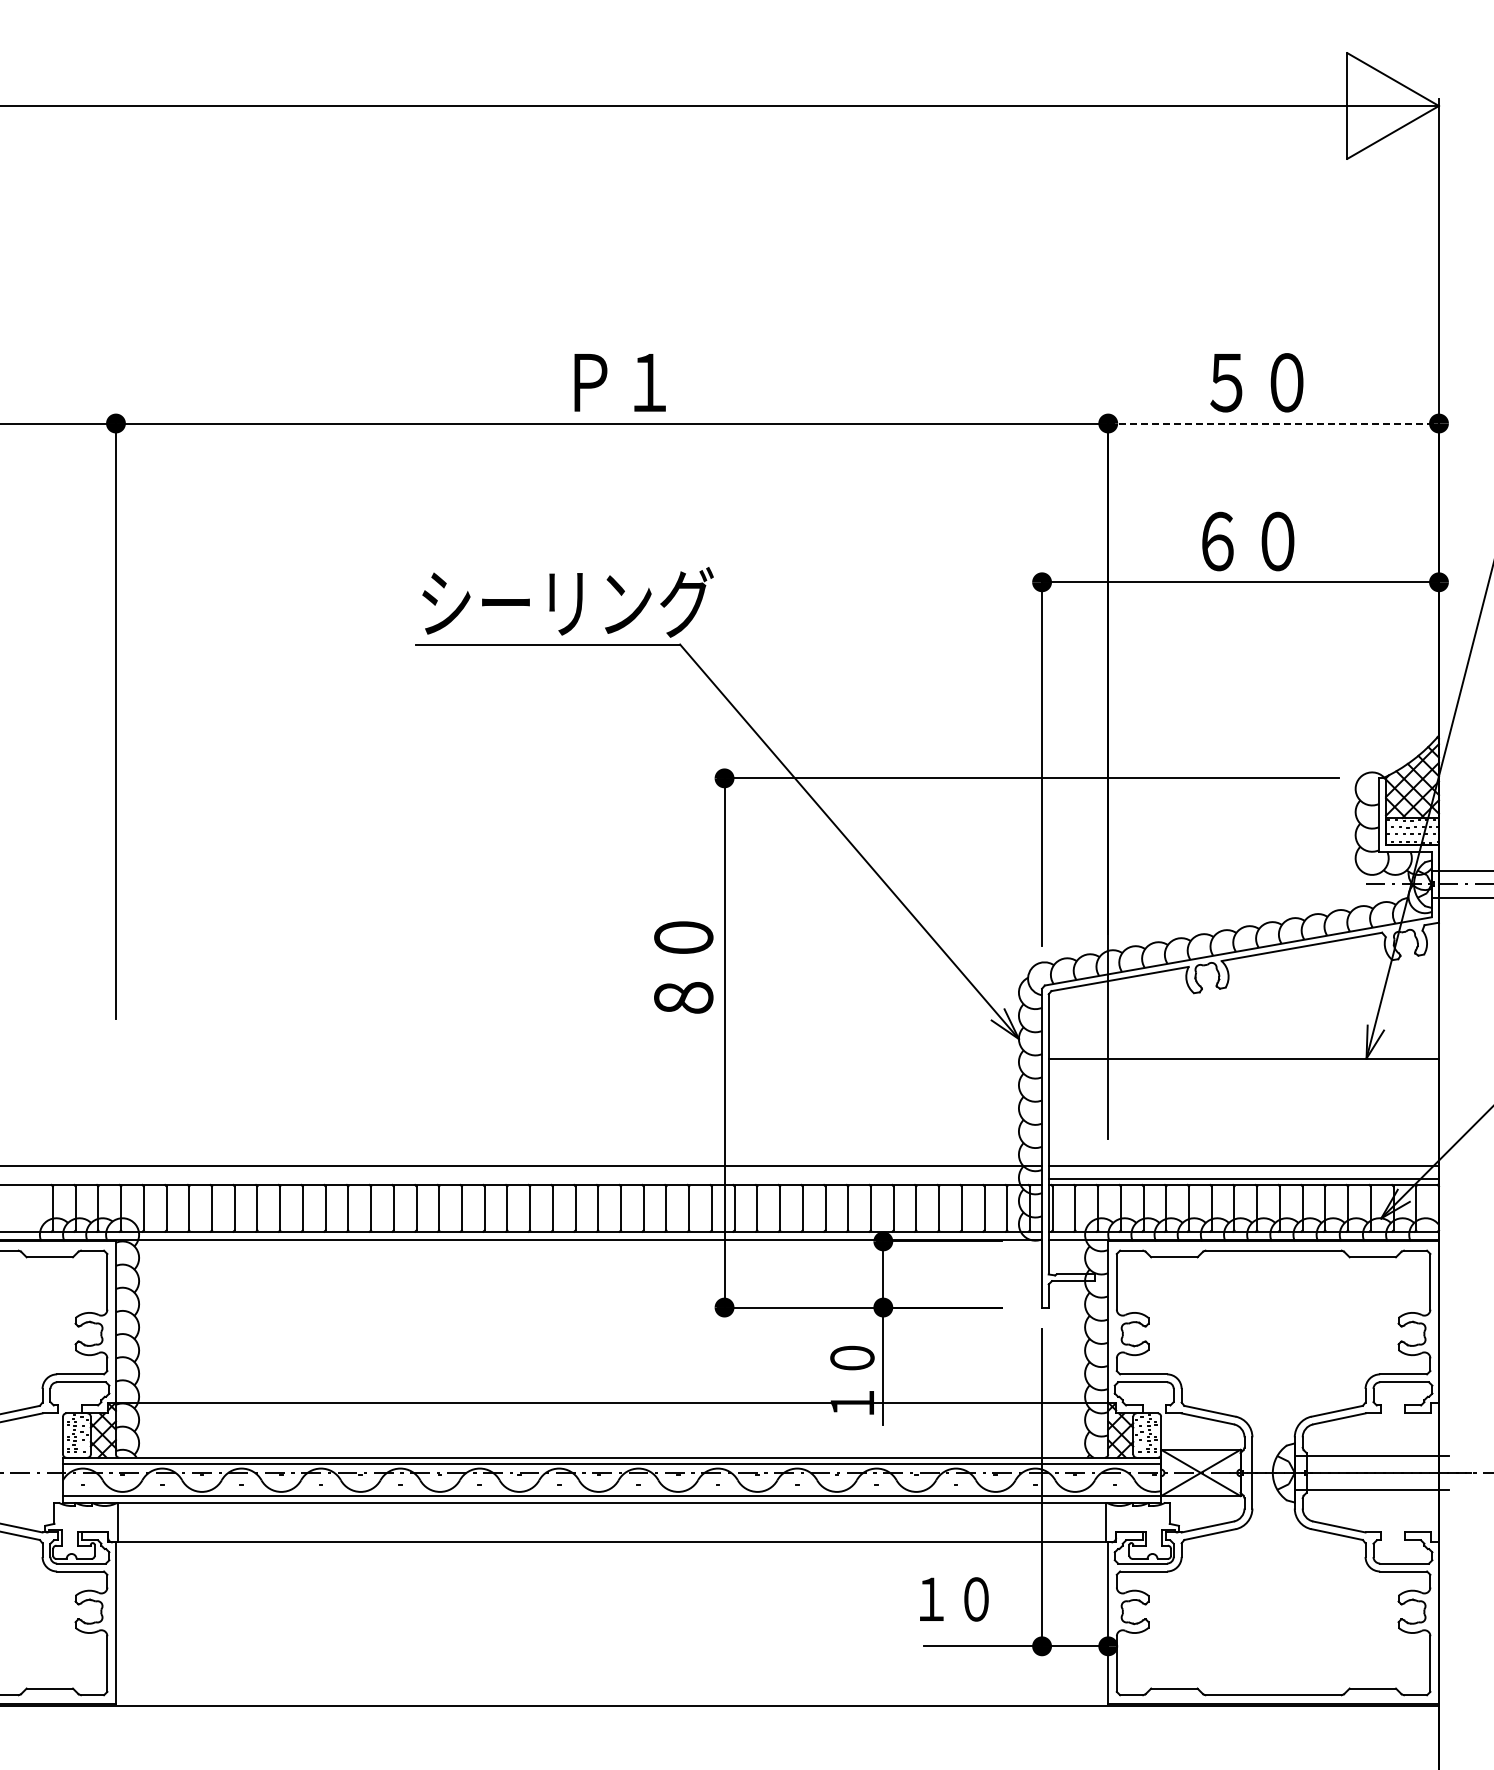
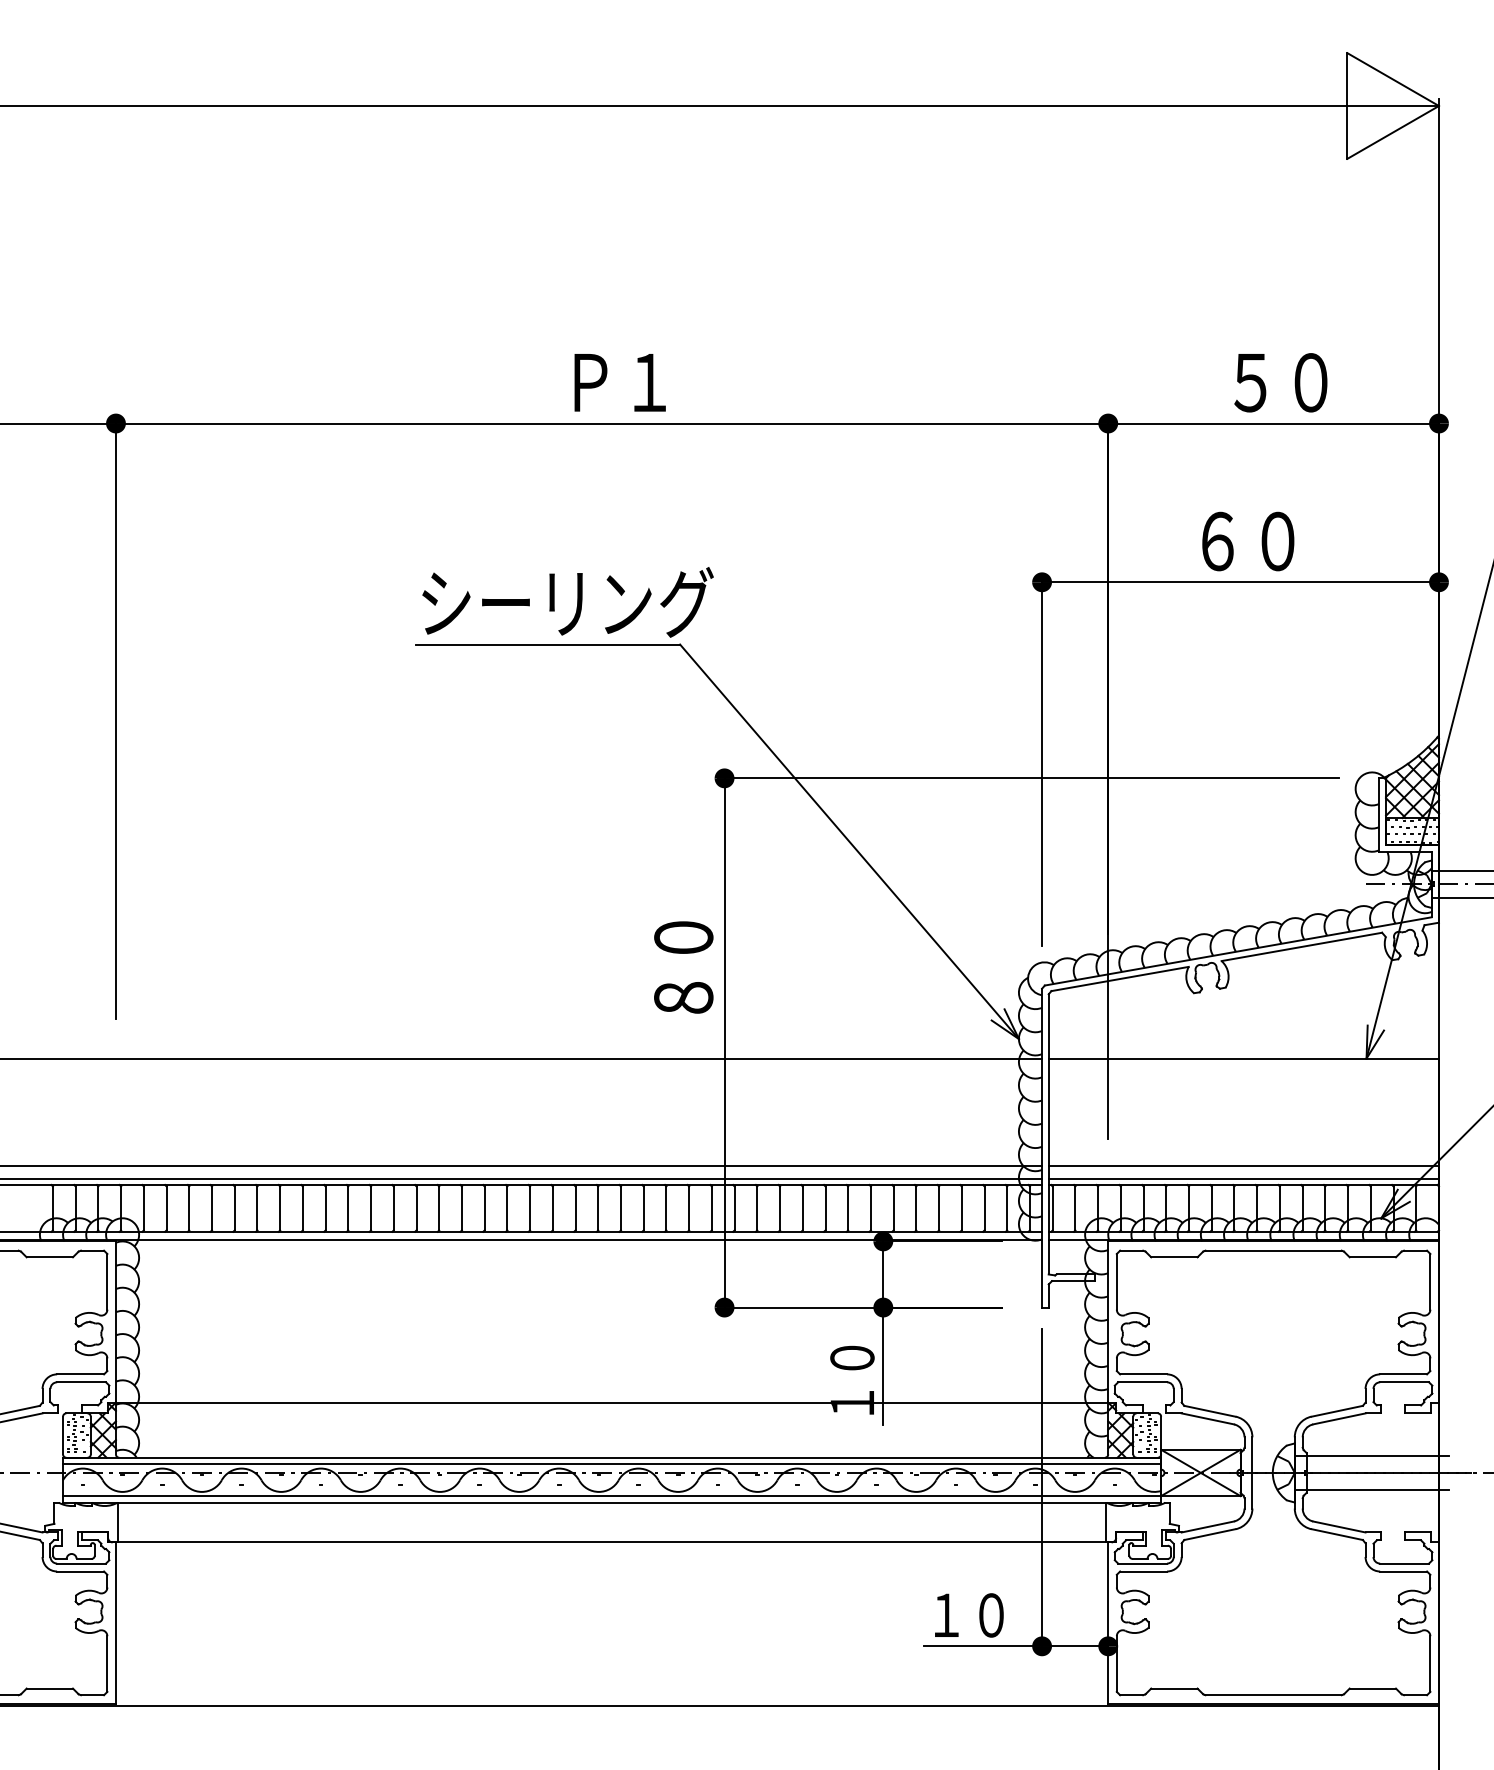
text position: (1256, 382) -> (1280, 382) (1280, 382)
line: dashed -> solid (1274, 423)
line: none -> present (522, 1058)
line: none -> present (522, 1179)
text position: (954, 1599) -> (969, 1615) (969, 1615)
